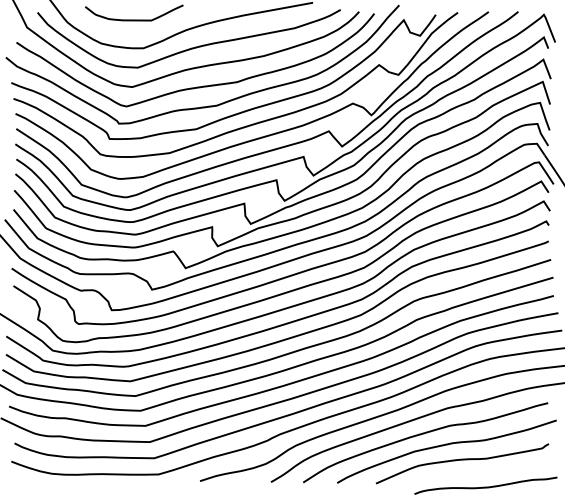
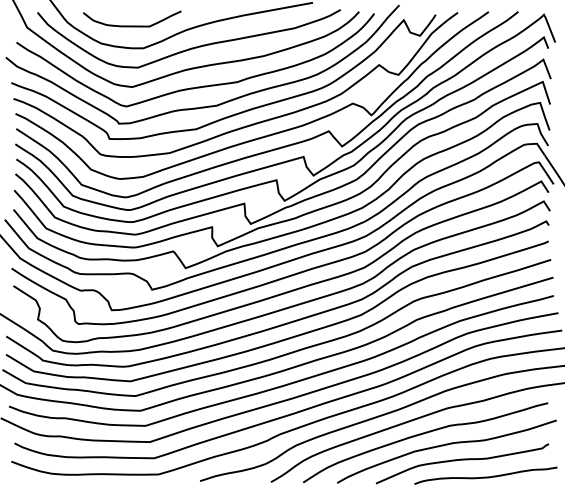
curve position: (134, 19) -> (132, 25) (132, 25)
curve position: (485, 486) -> (485, 476) (485, 476)
